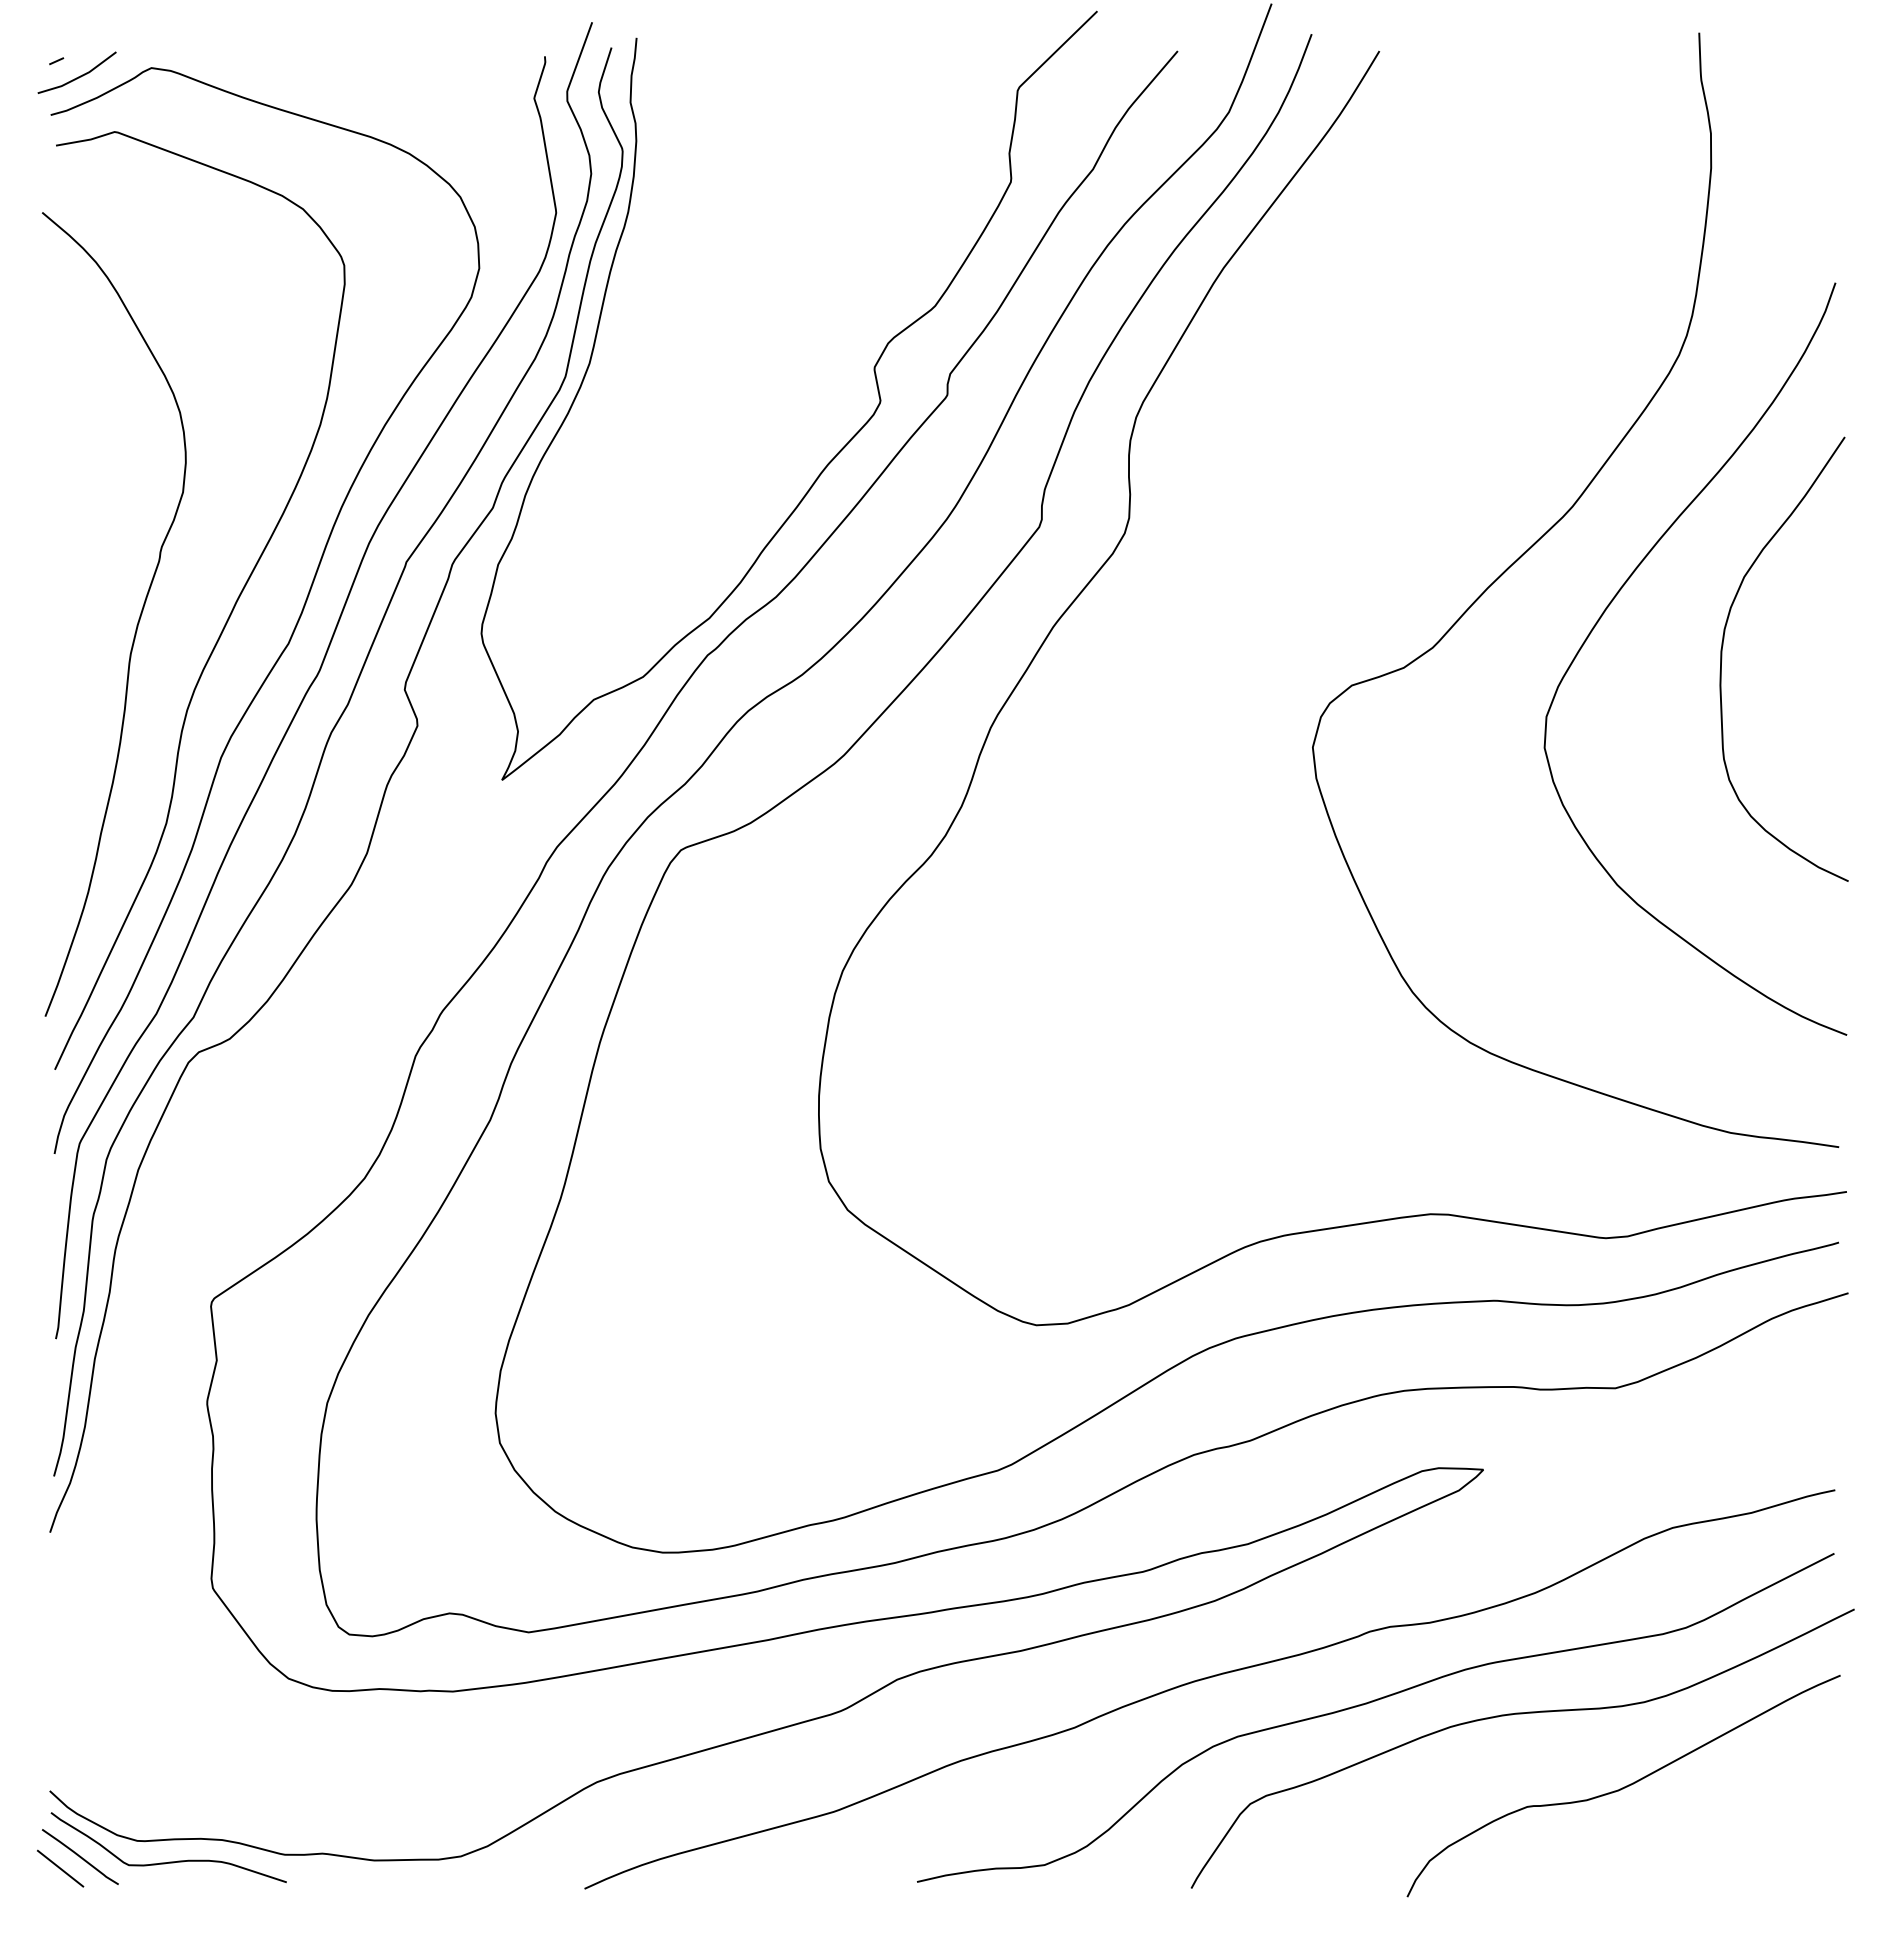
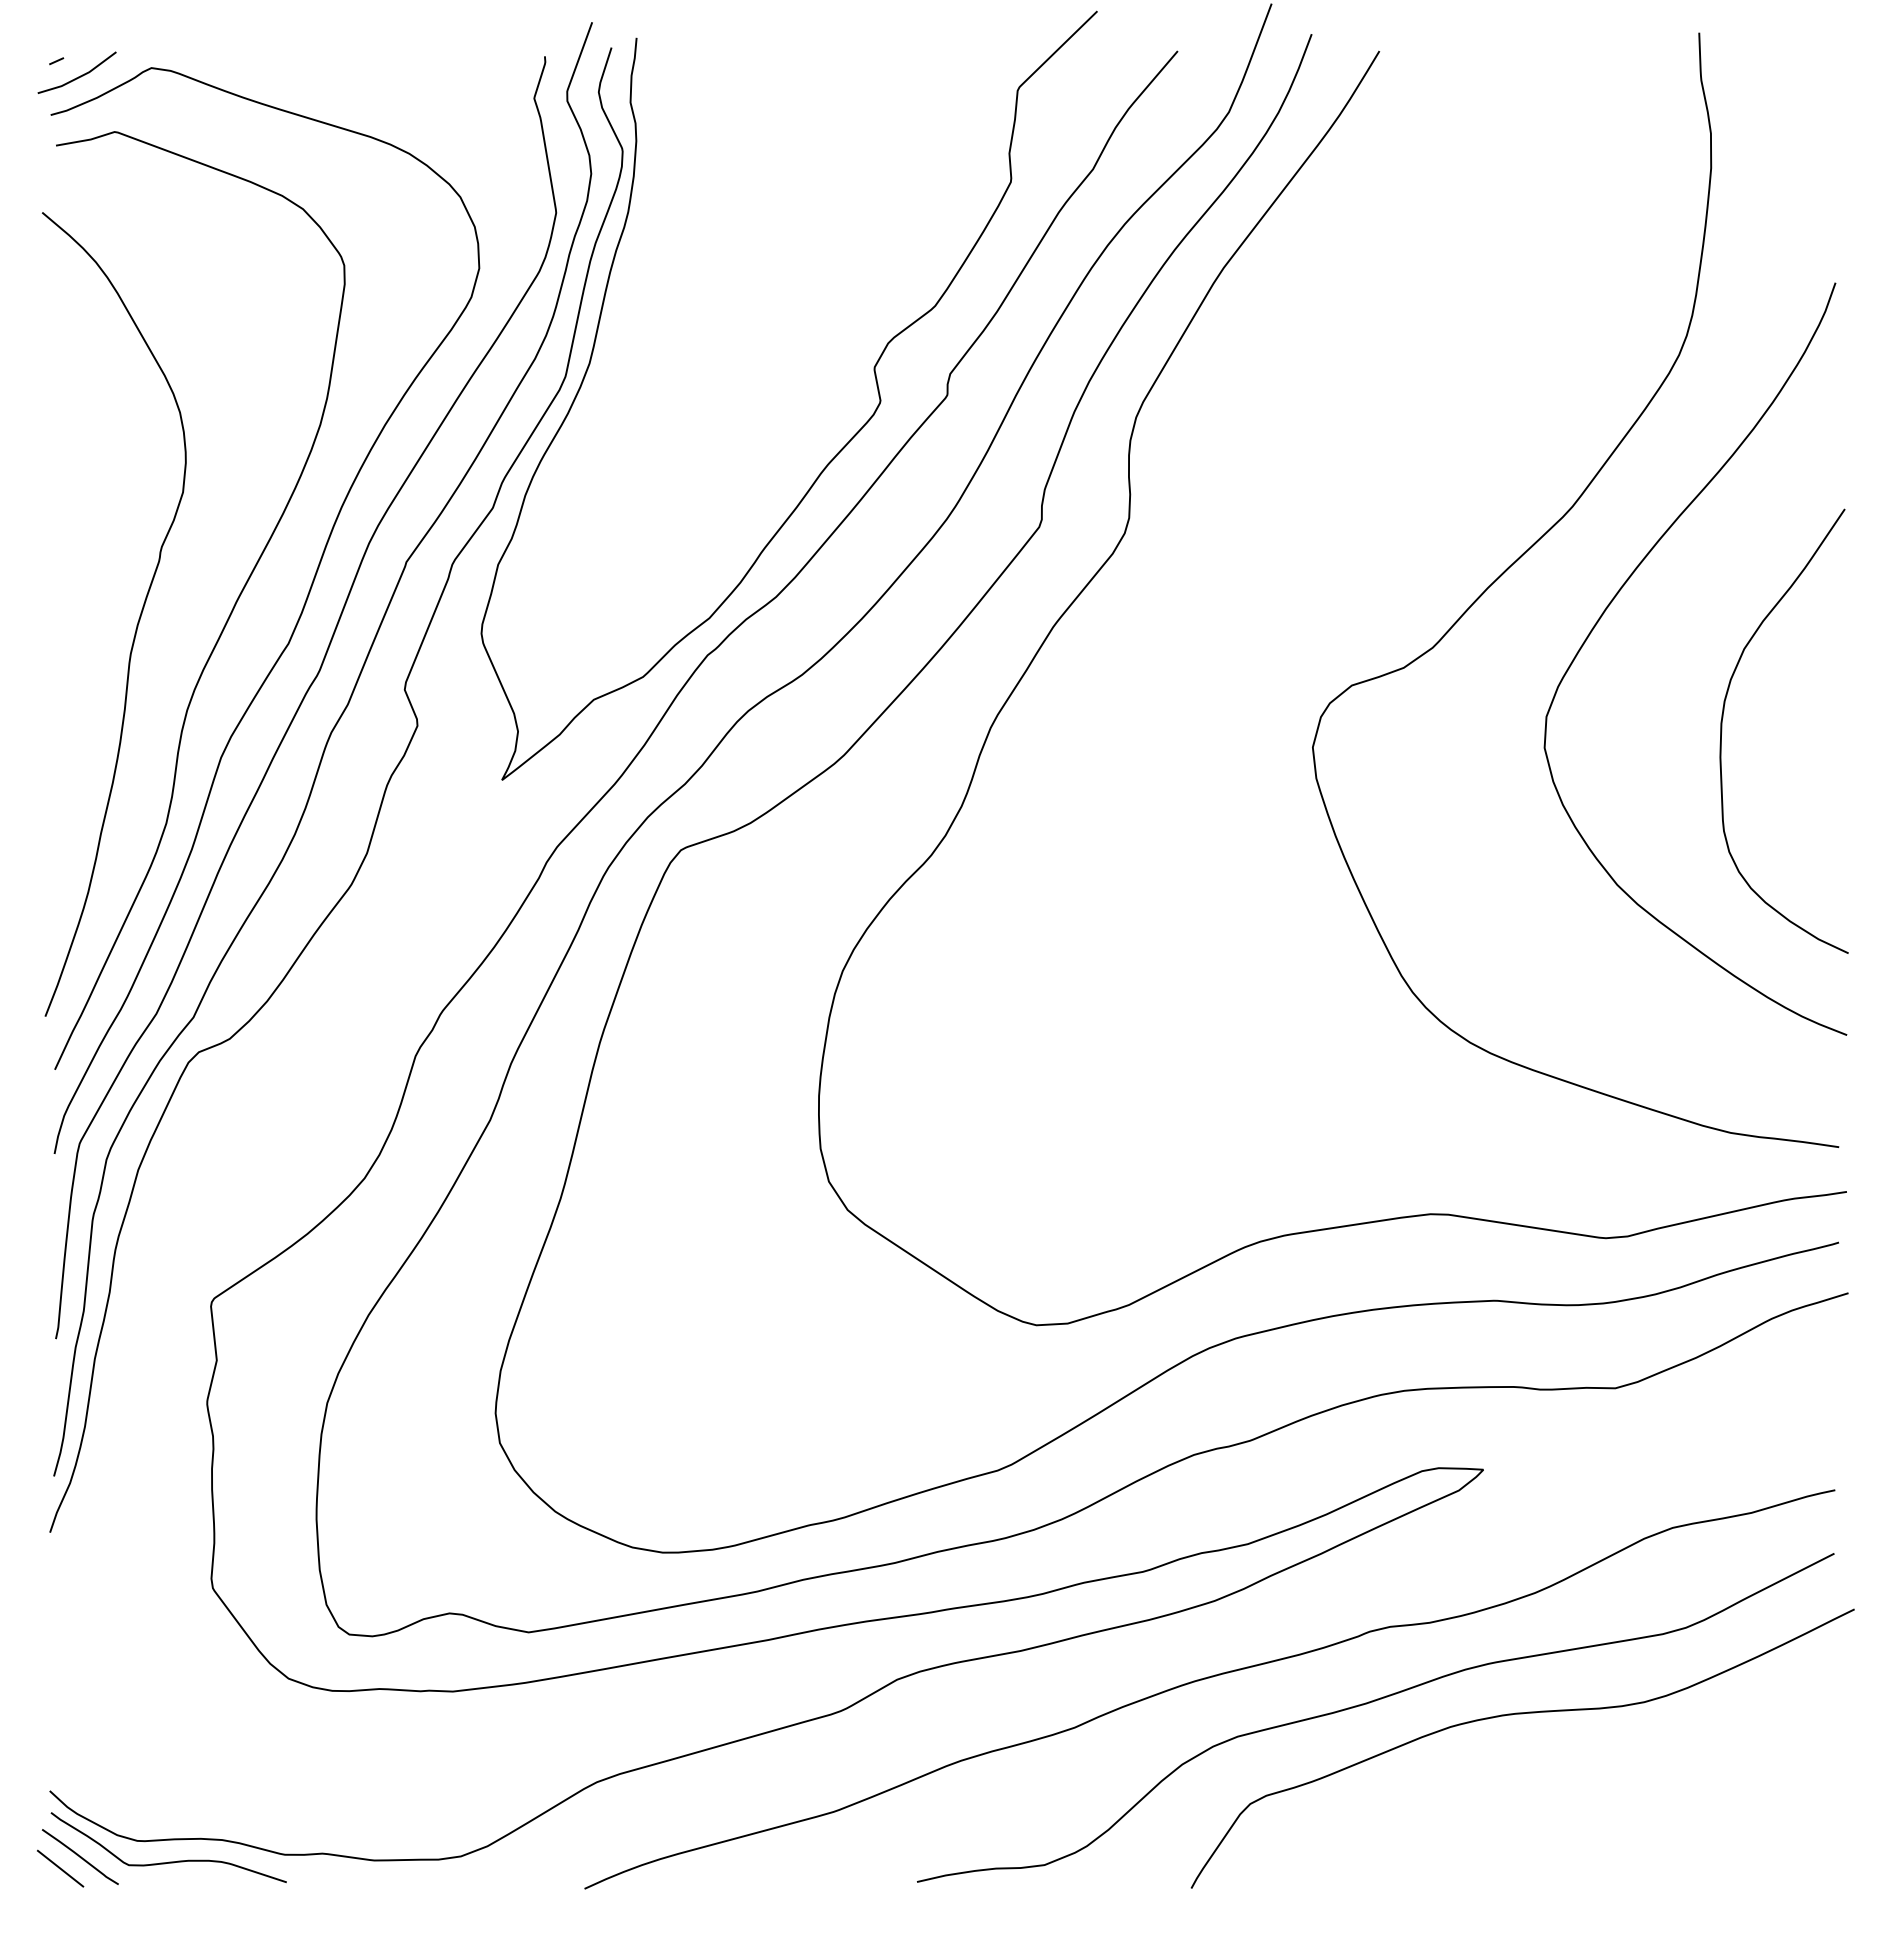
curve position: (1722, 658) -> (1722, 730) (1722, 730)
curve: present -> none (1624, 1786)
